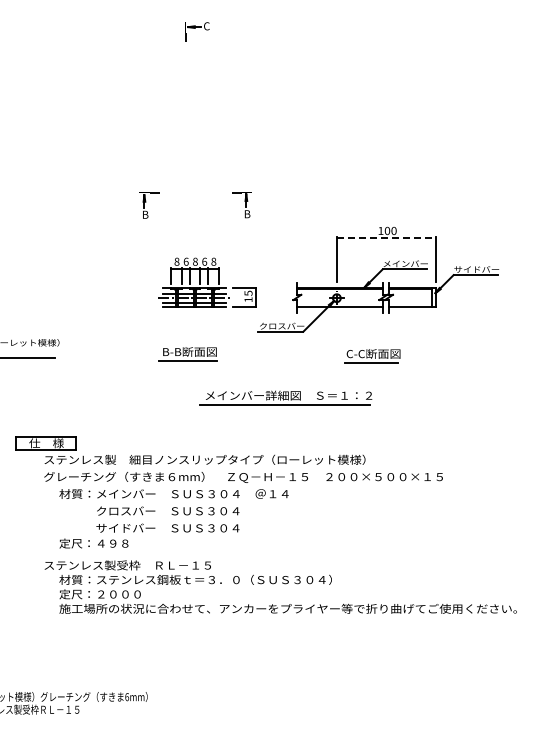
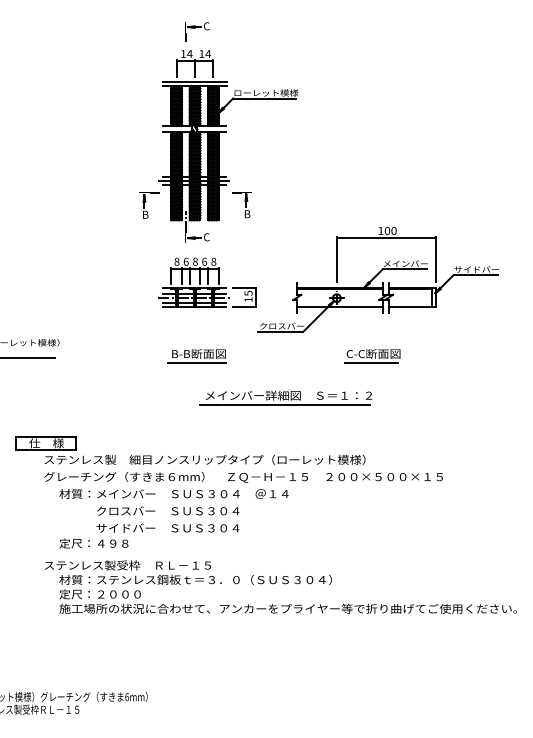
part: none -> present (219, 146)
line: dashed -> solid (386, 238)
part position: (187, 354) -> (196, 356) (196, 356)
